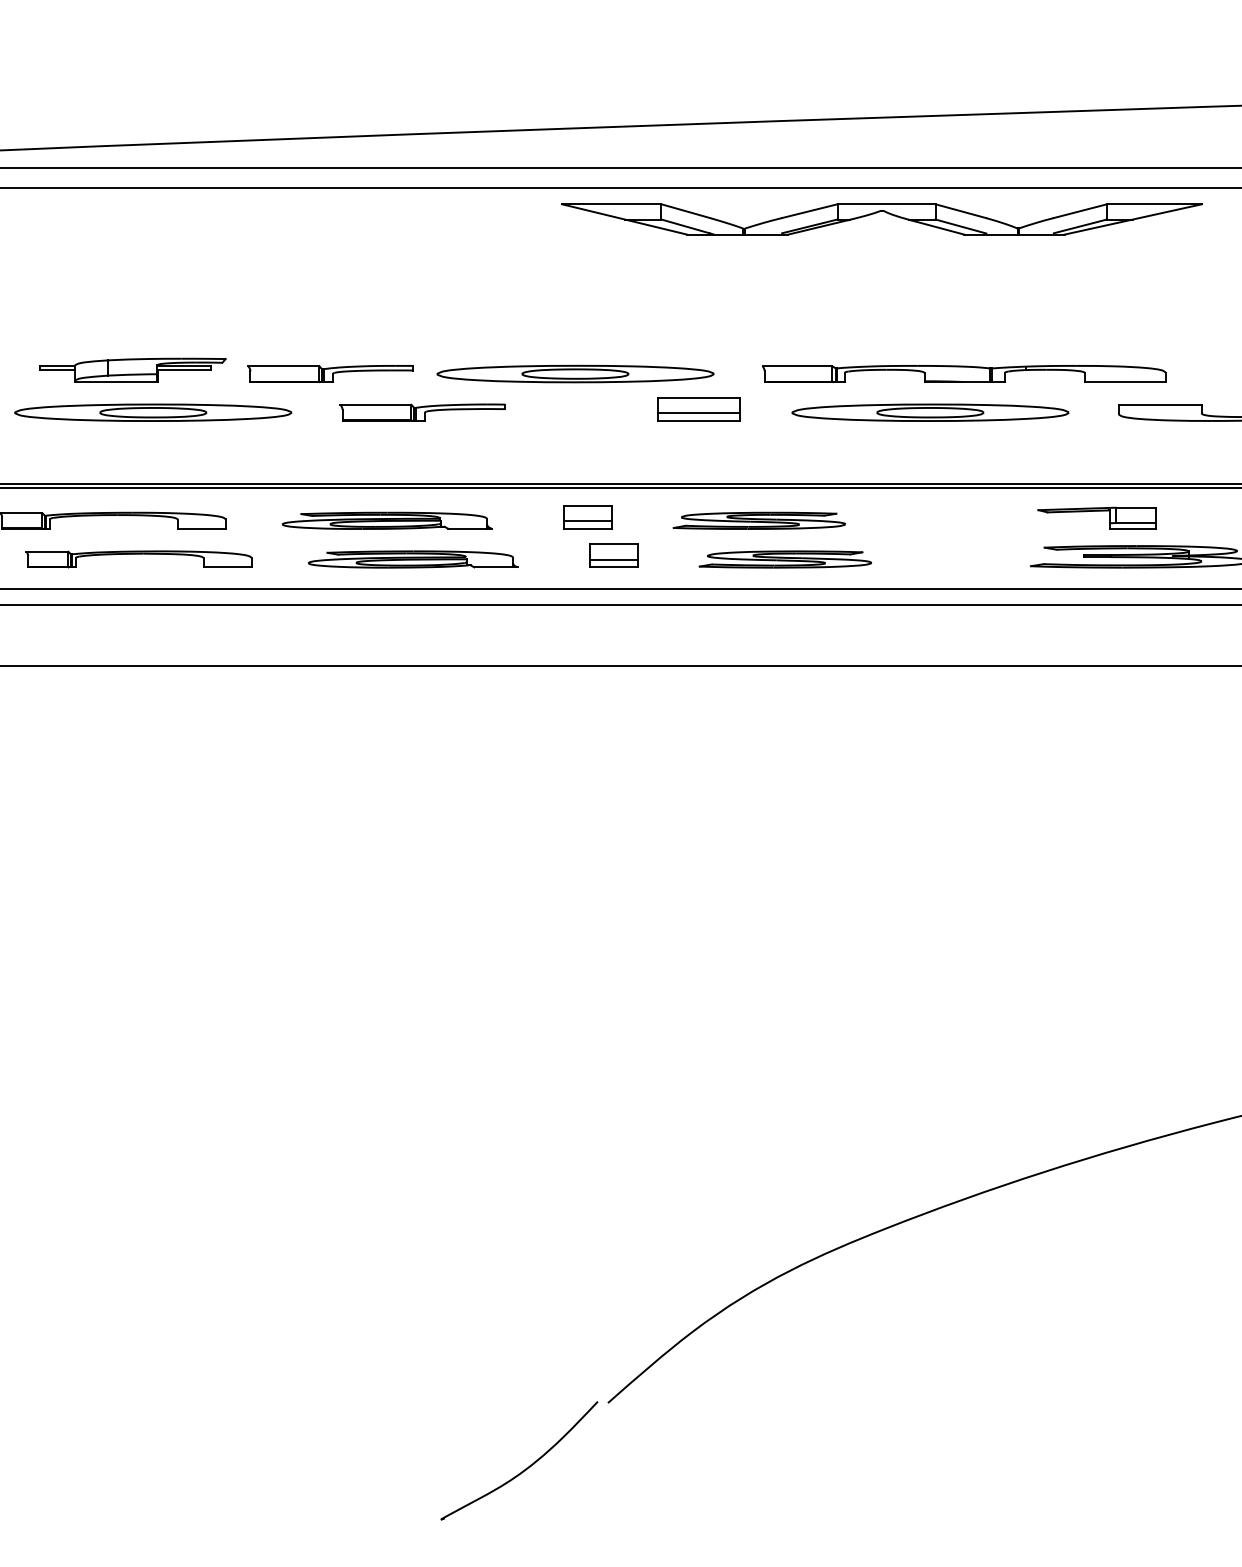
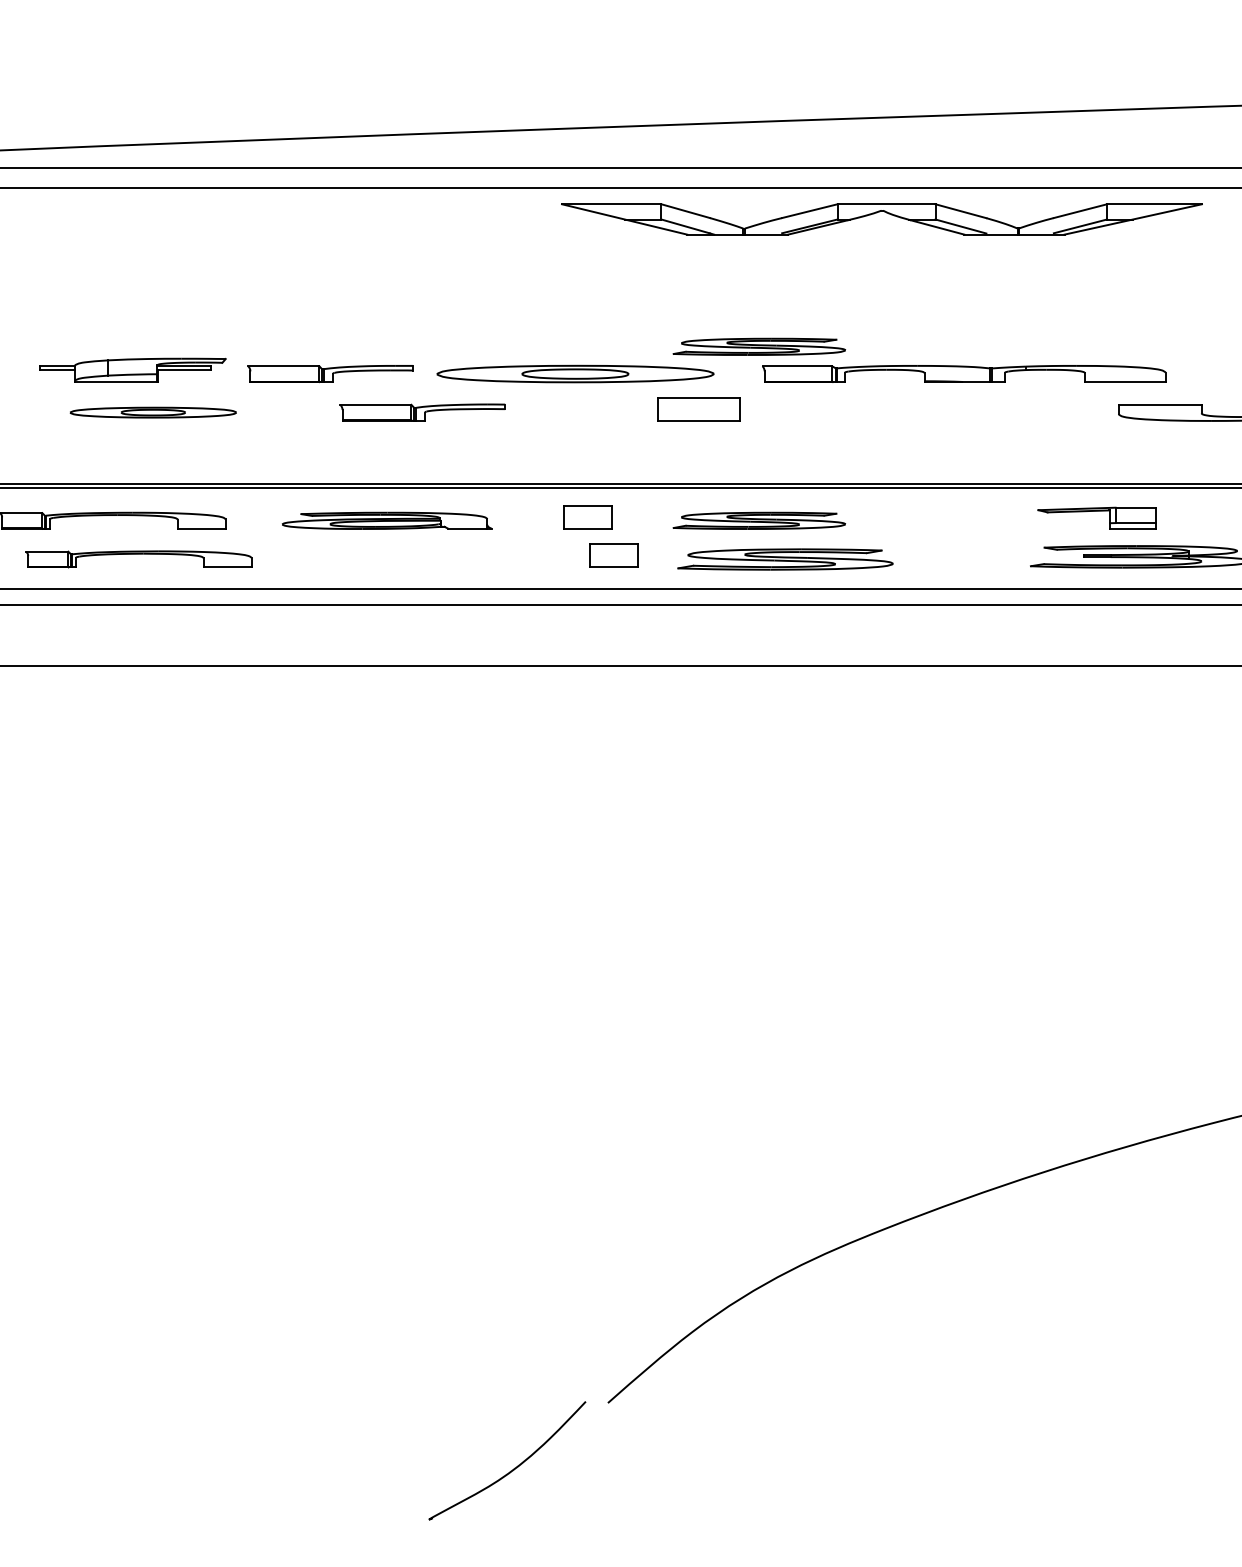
part: none -> present (758, 346)
part size: 279x19 px -> 168x13 px (152, 412)
part: present -> none (930, 412)
line: present -> none (698, 413)
line: present -> none (587, 521)
part: present -> none (412, 559)
line: present -> none (613, 559)
part size: 175x19 px -> 217x23 px (785, 559)
curve position: (526, 1467) -> (514, 1467) (514, 1467)
